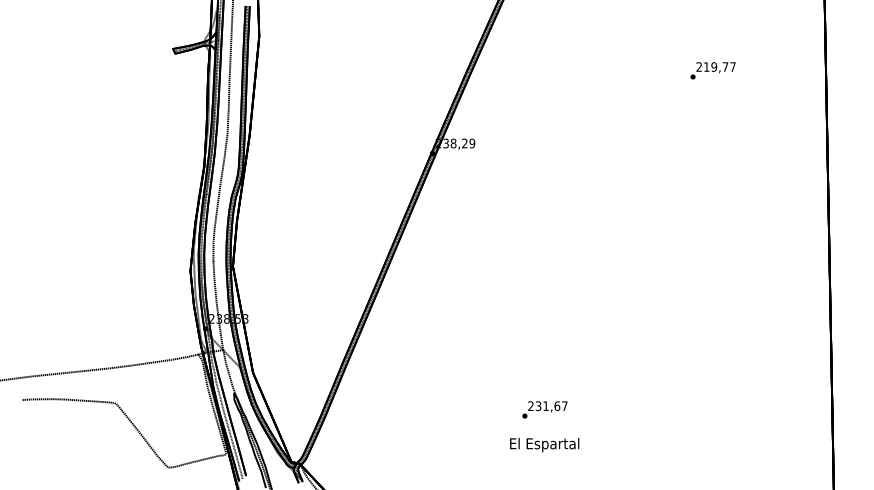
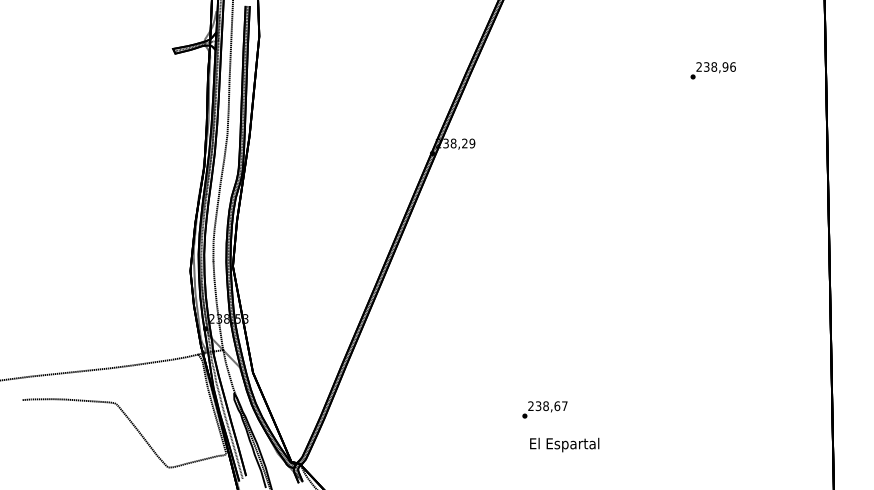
text: 219,77 -> 238,96 (719, 66)
text: 231,67 -> 238,67 (545, 406)
text position: (544, 444) -> (564, 444) (564, 444)
